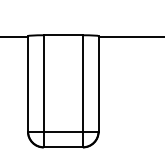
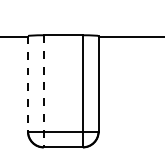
line: solid -> dashed (28, 83)
line: solid -> dashed (43, 91)
